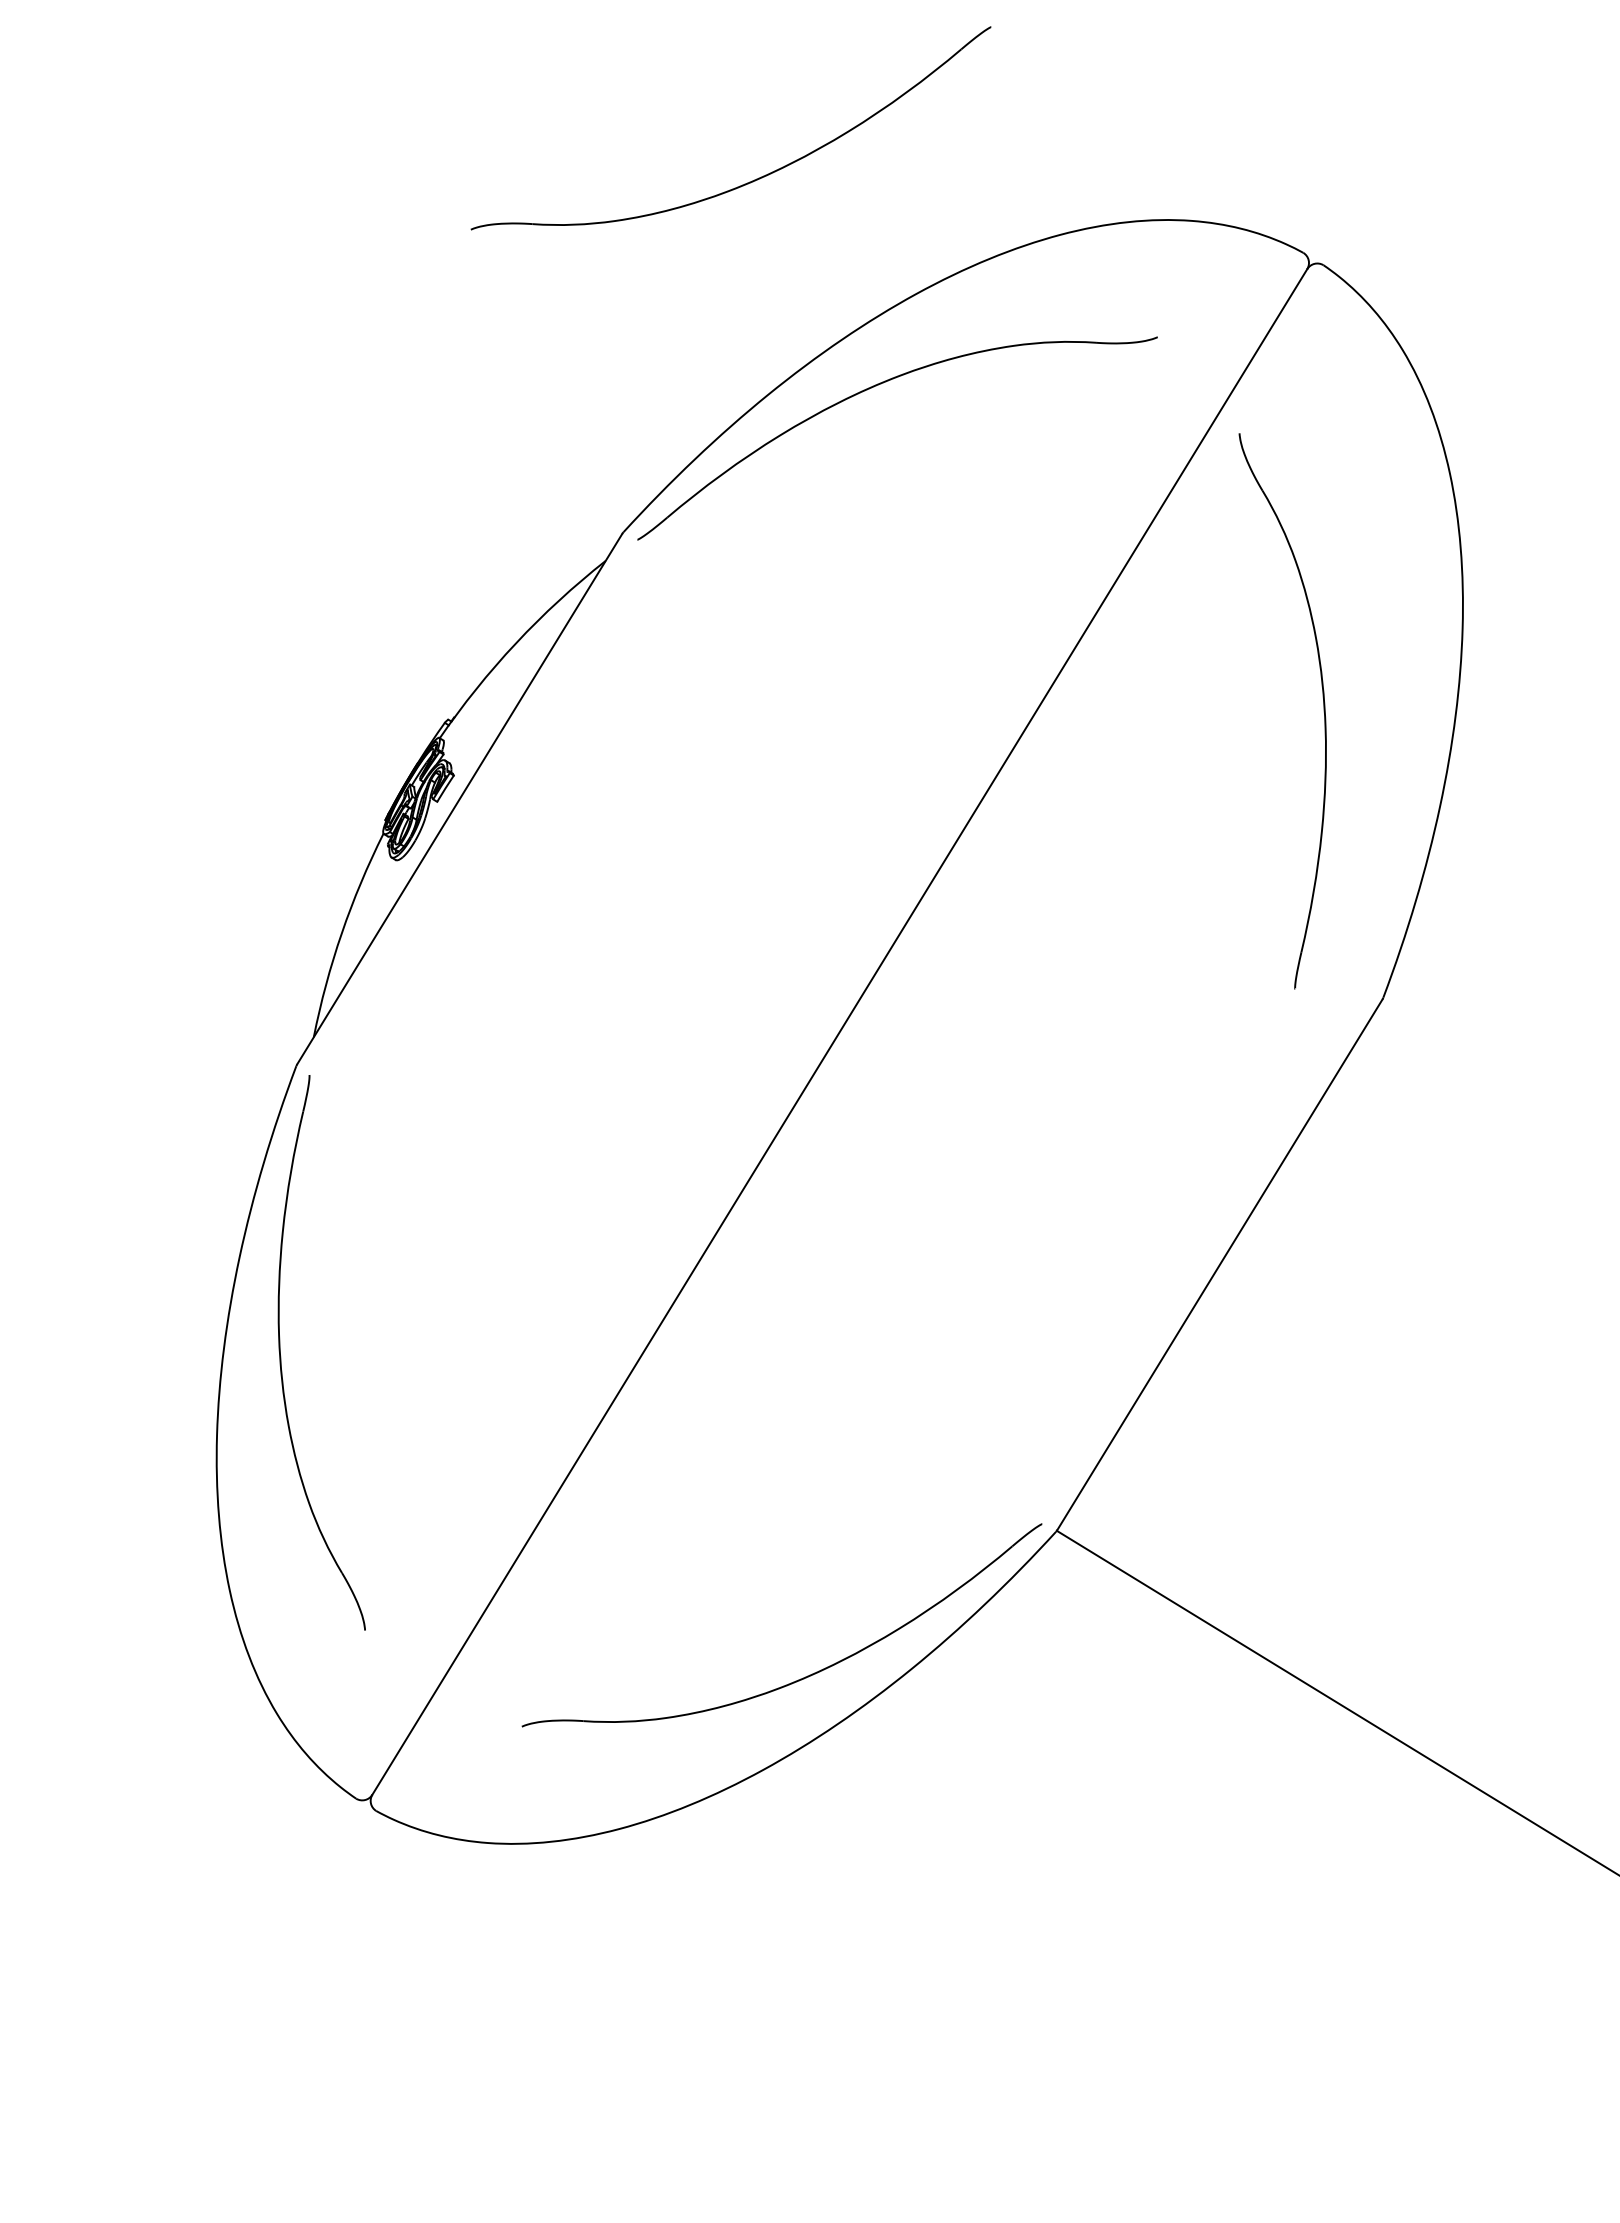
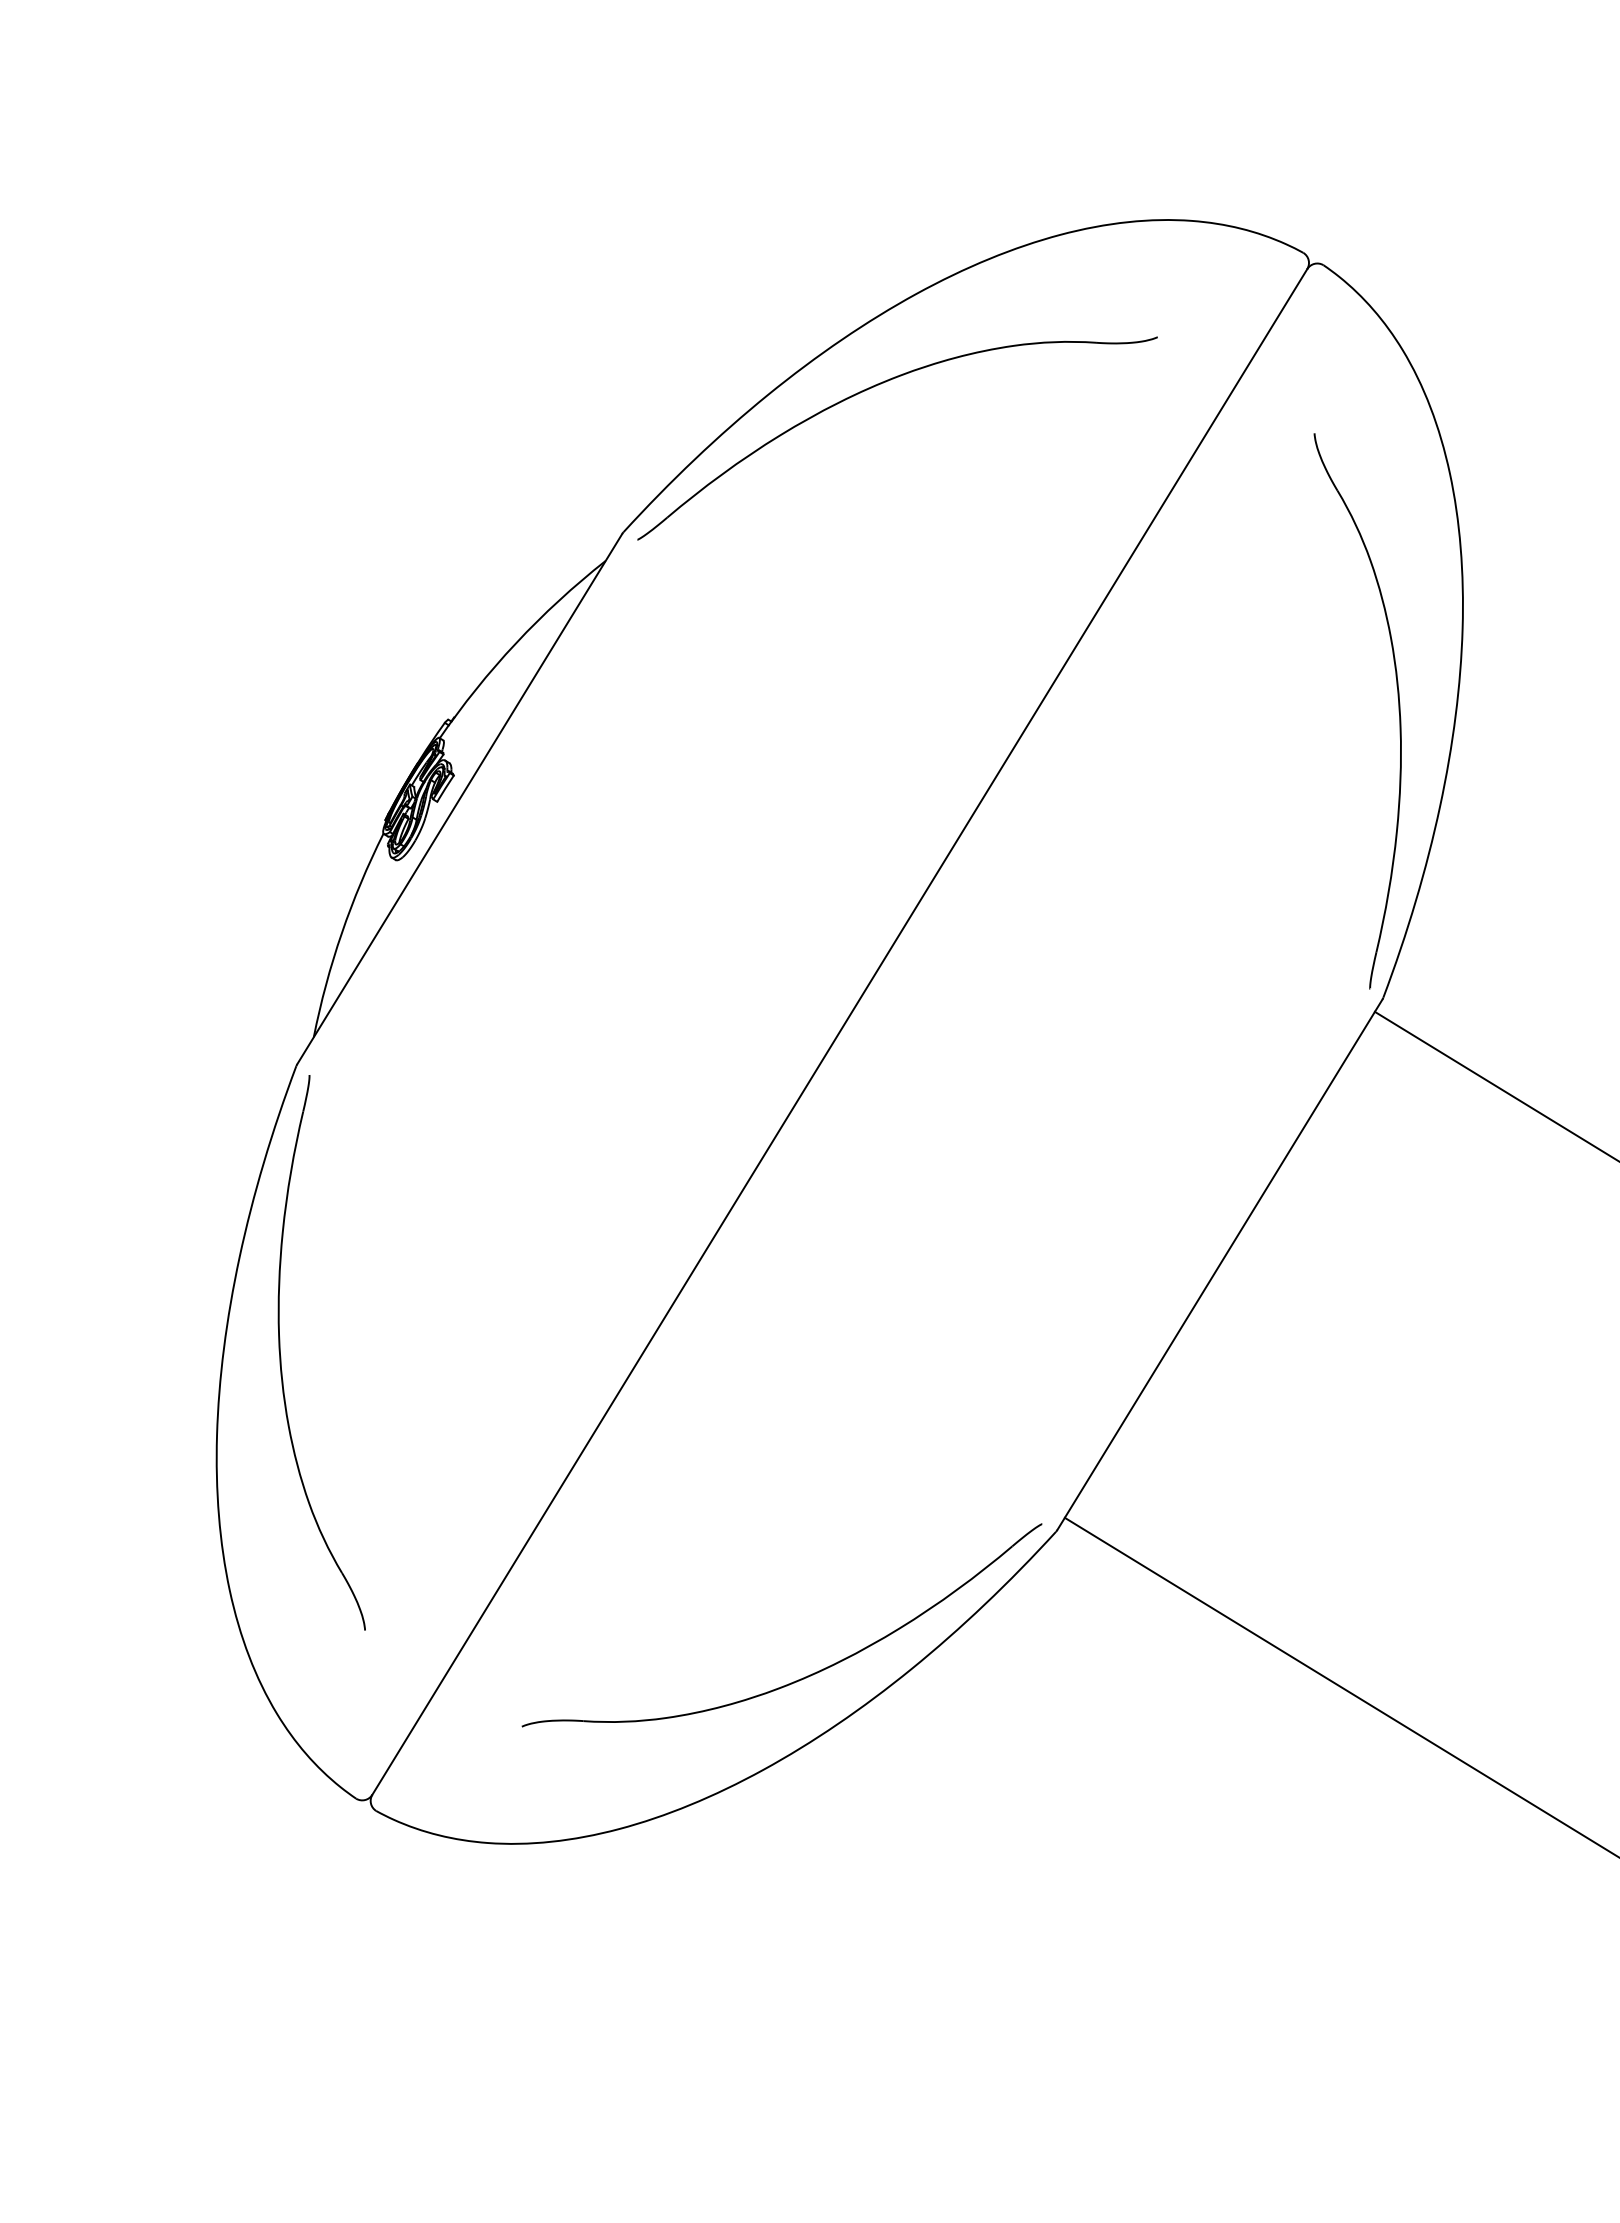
part: present -> none (749, 181)
part position: (1323, 711) -> (1398, 711) (1398, 711)
line: none -> present (1495, 1085)
line position: (1336, 1701) -> (1340, 1686) (1340, 1686)
